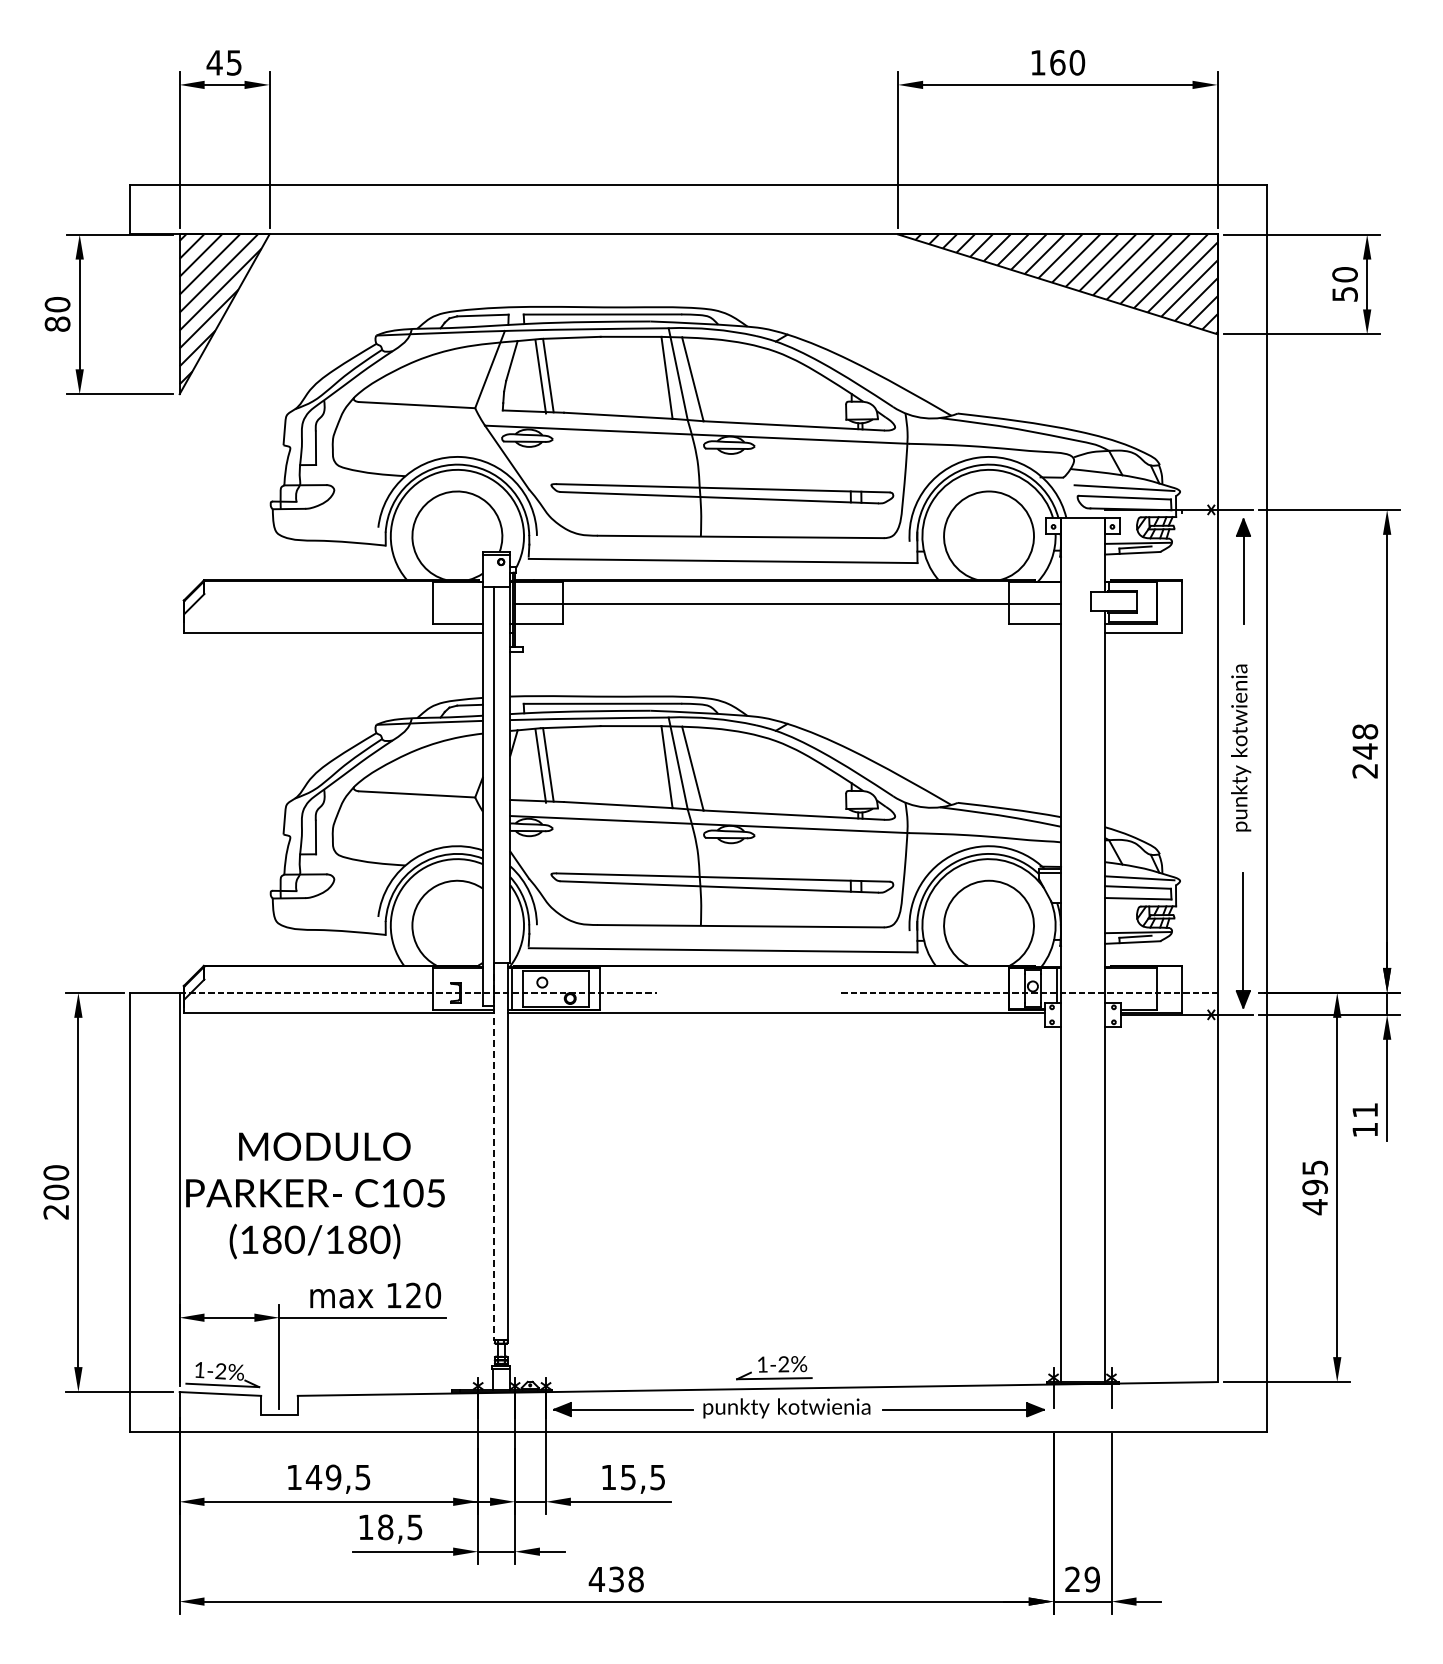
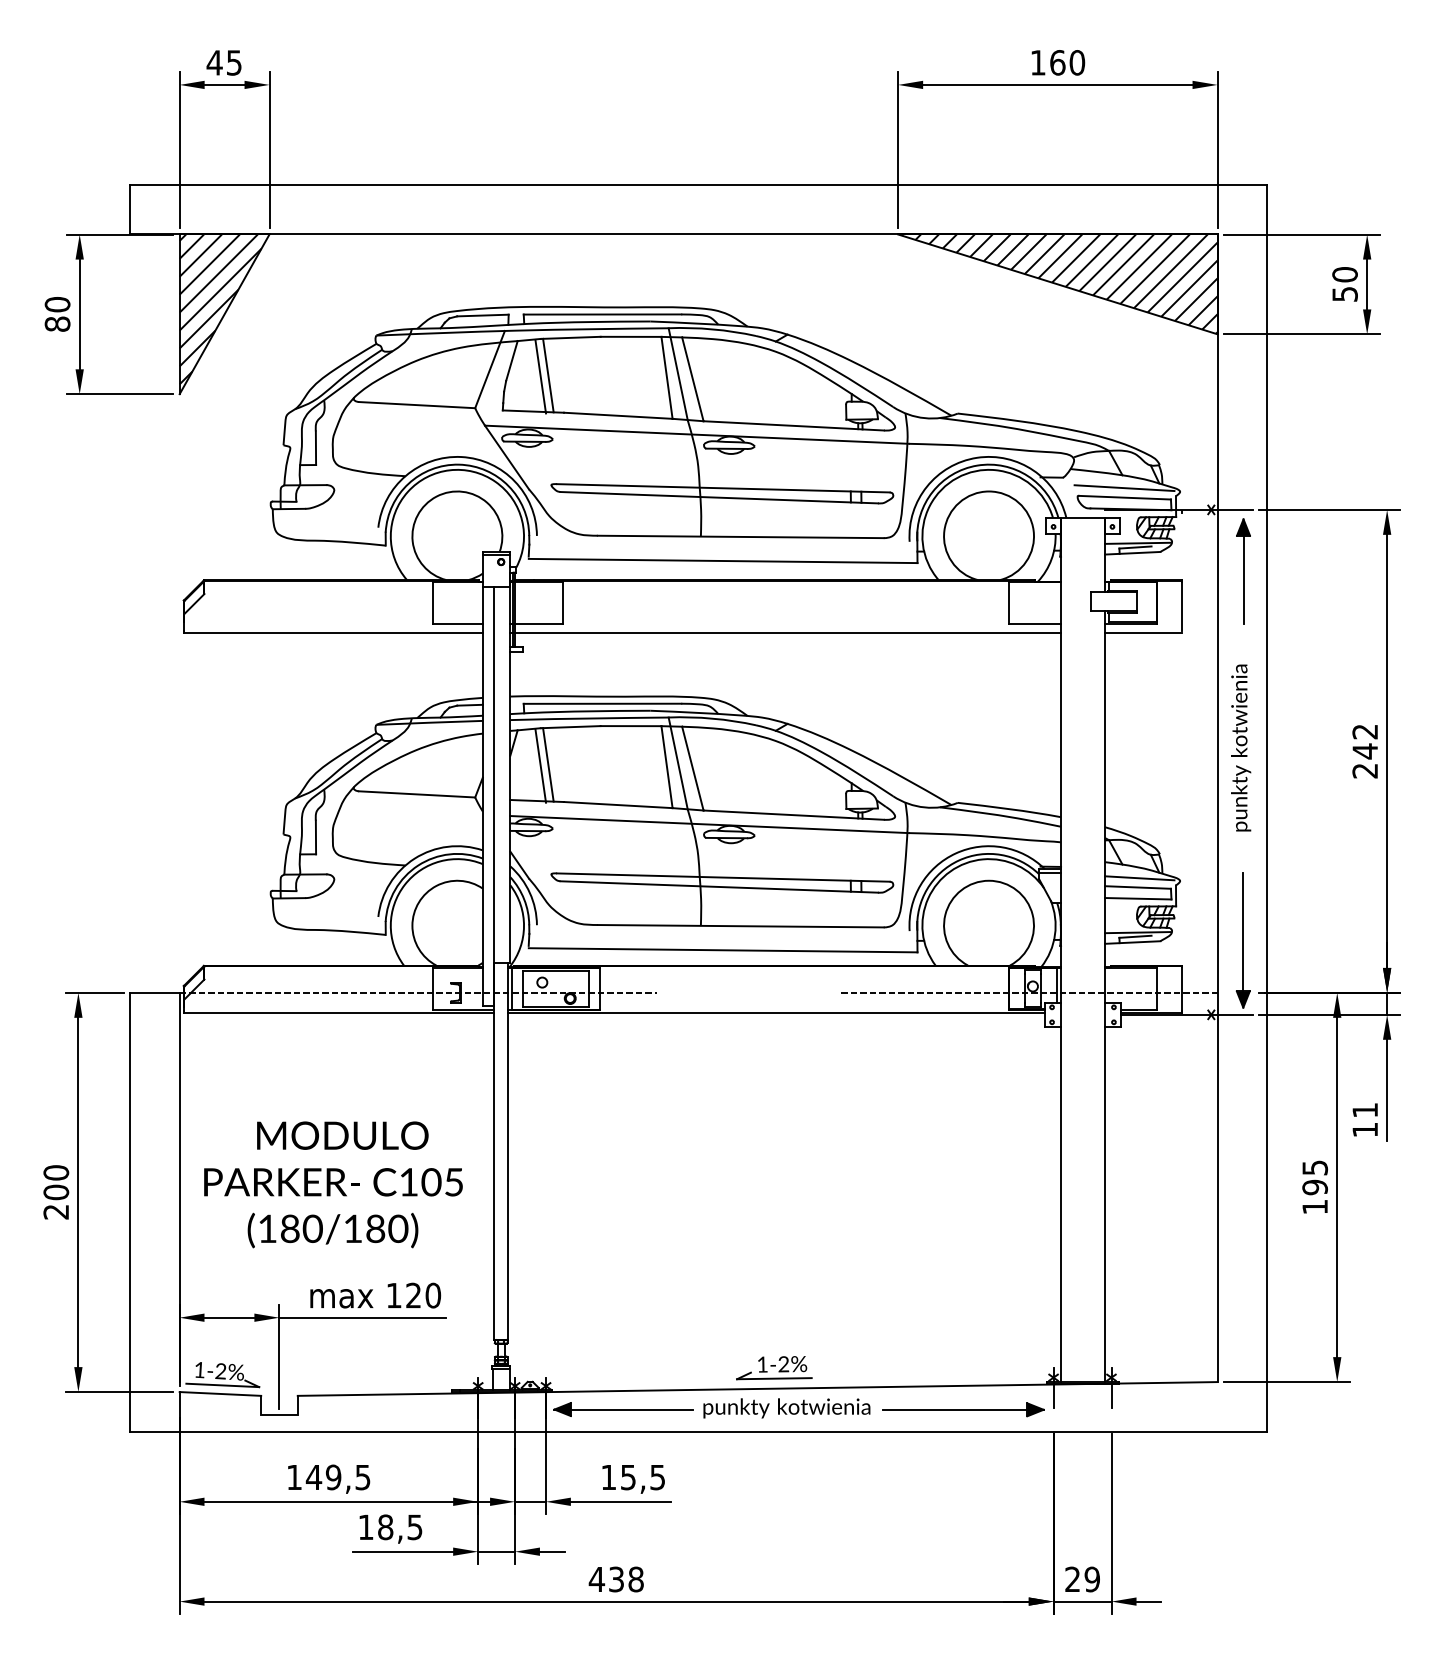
line position: (788, 603) -> (788, 632) (788, 632)
text: 248 -> 242 (1365, 731)
line: dashed -> solid (494, 1152)
text position: (315, 1195) -> (333, 1184) (333, 1184)
text: 495 -> 195 (1314, 1207)
